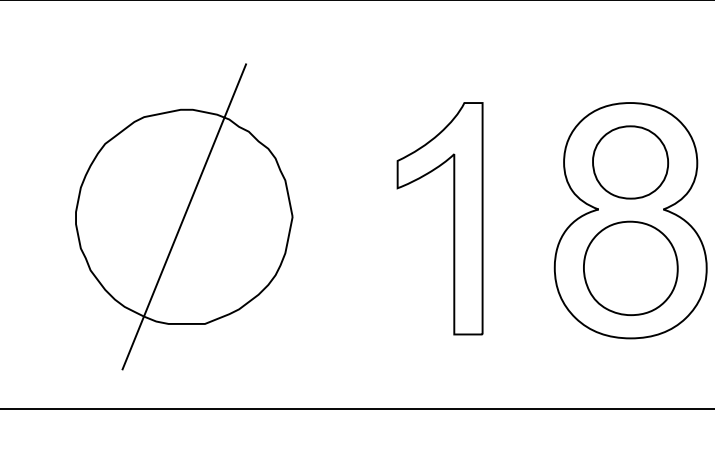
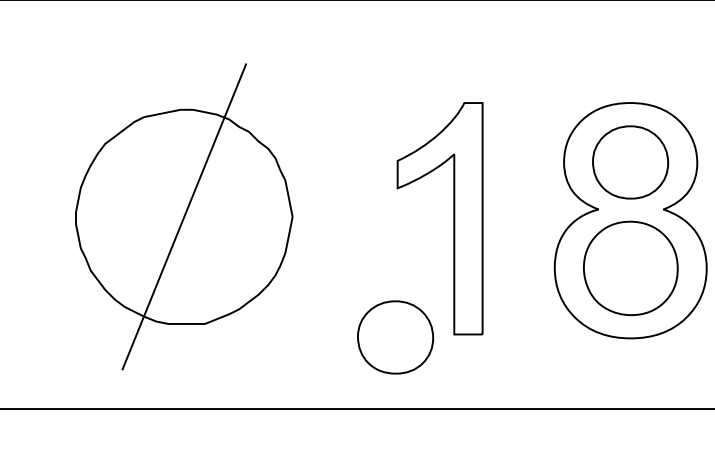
part: none -> present (395, 337)
